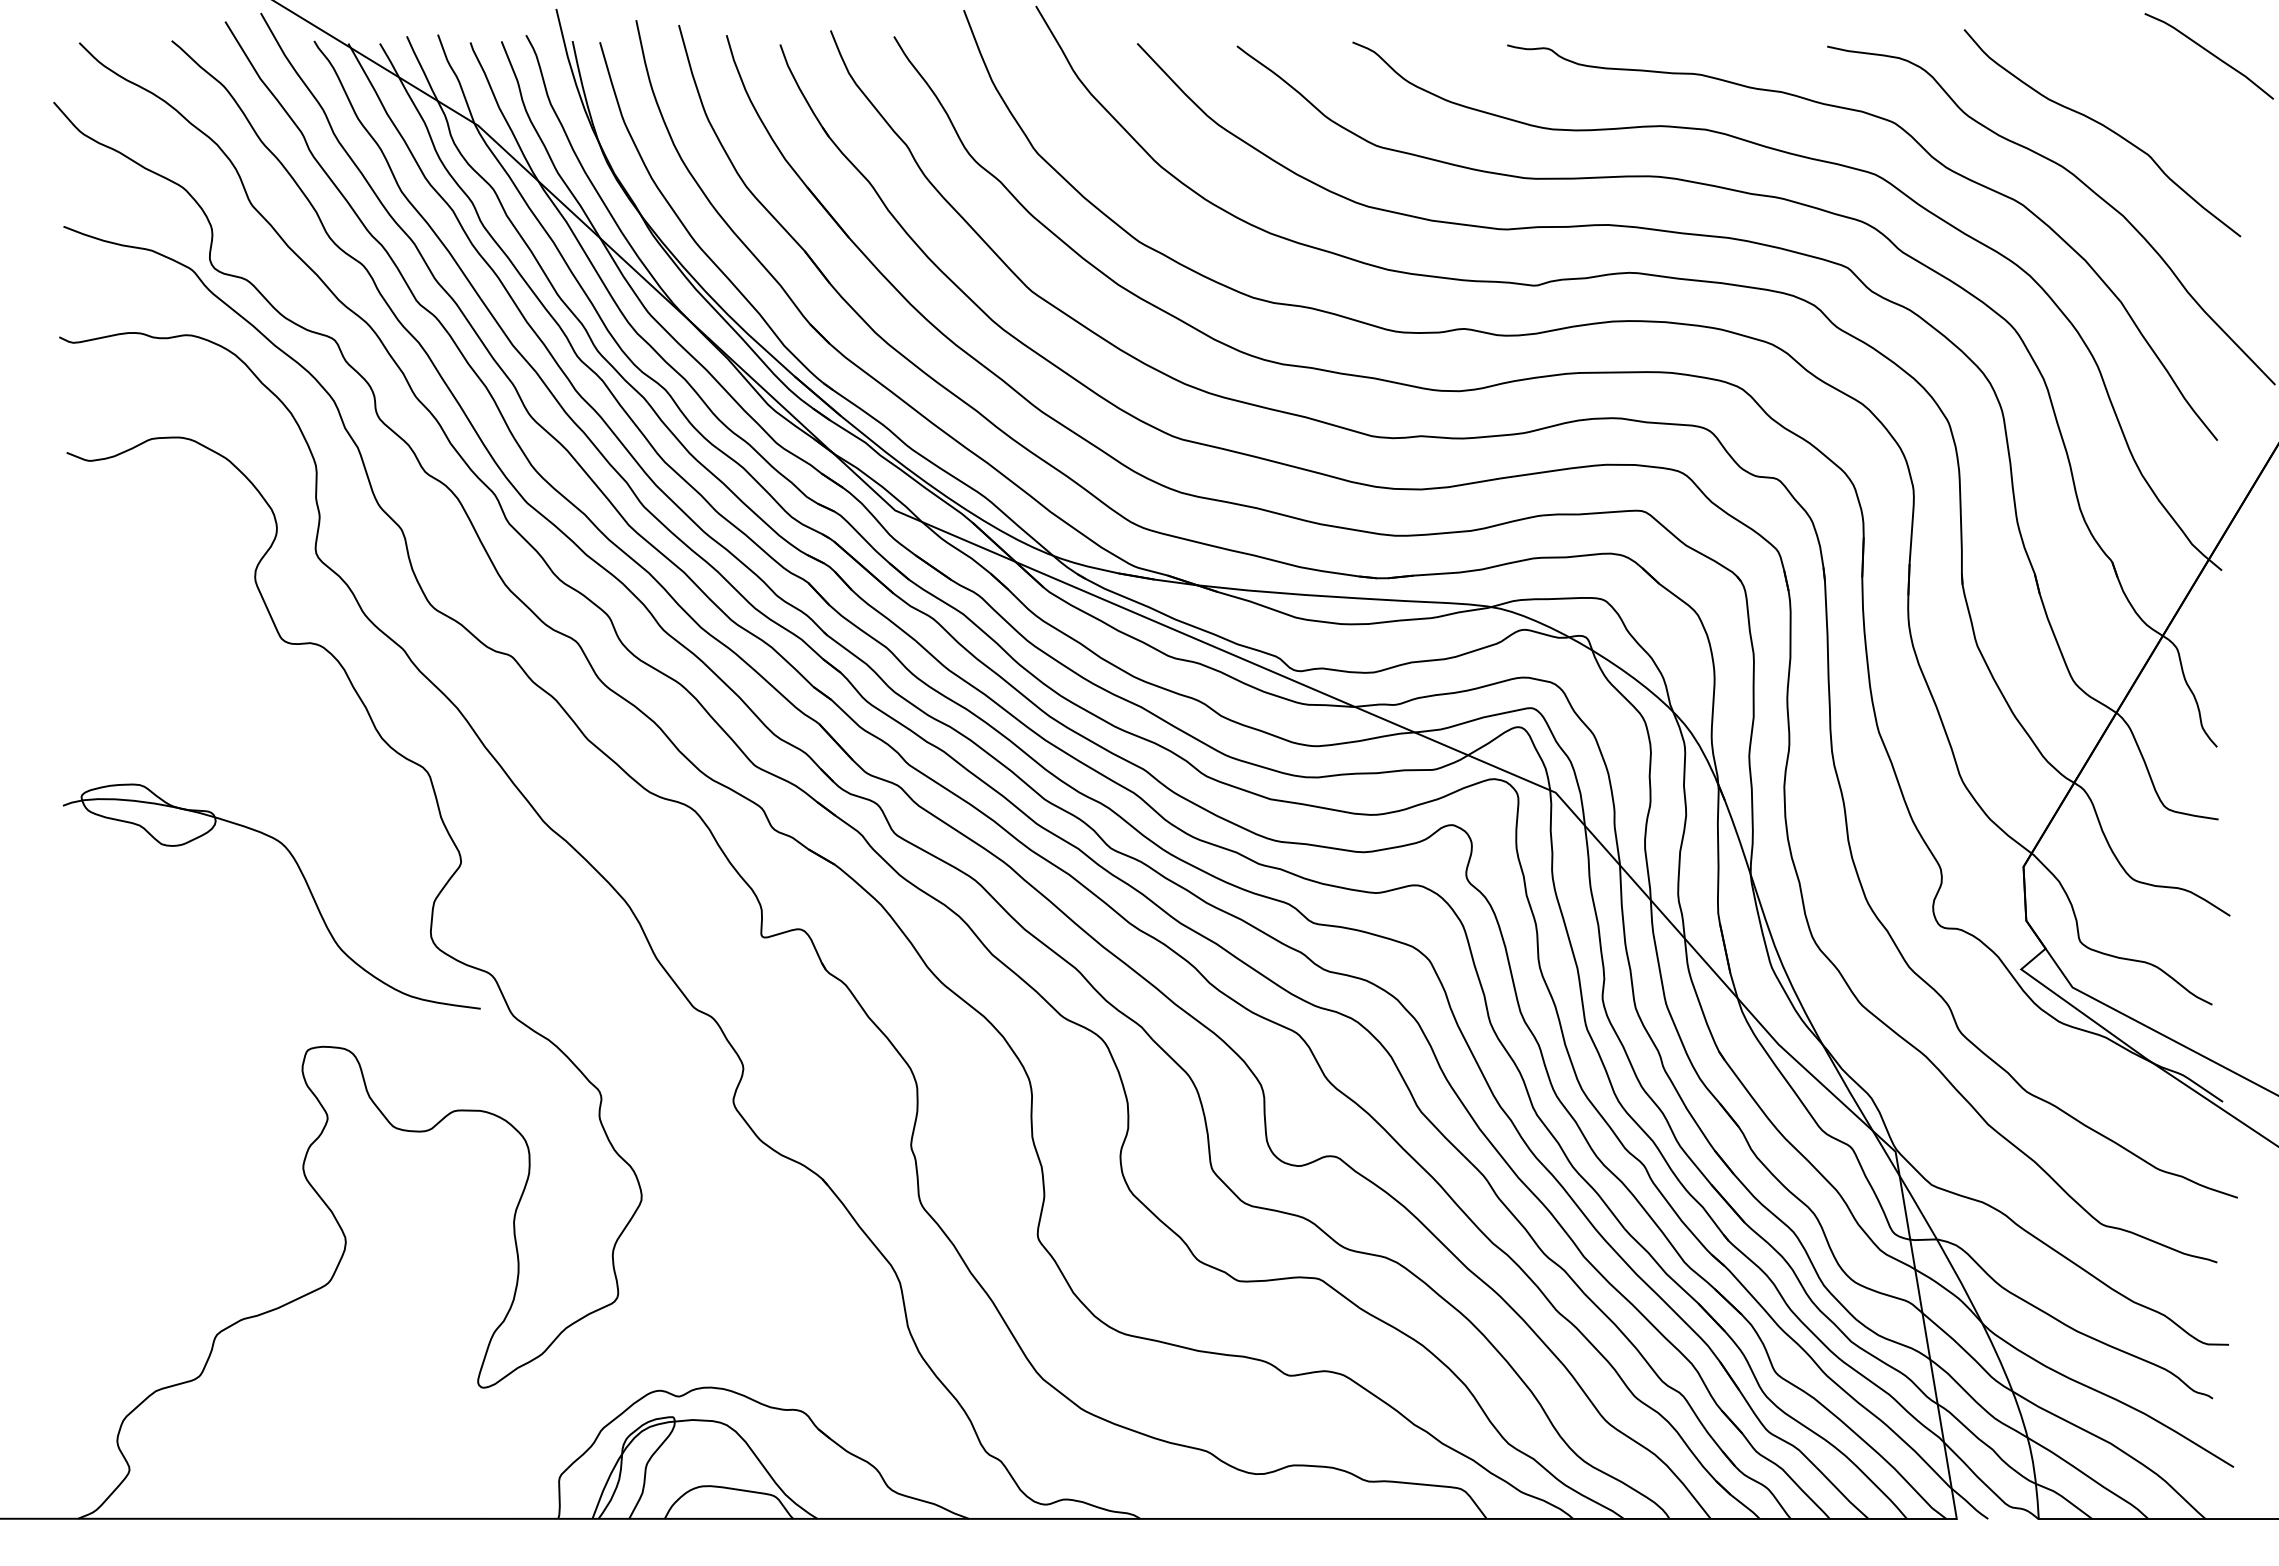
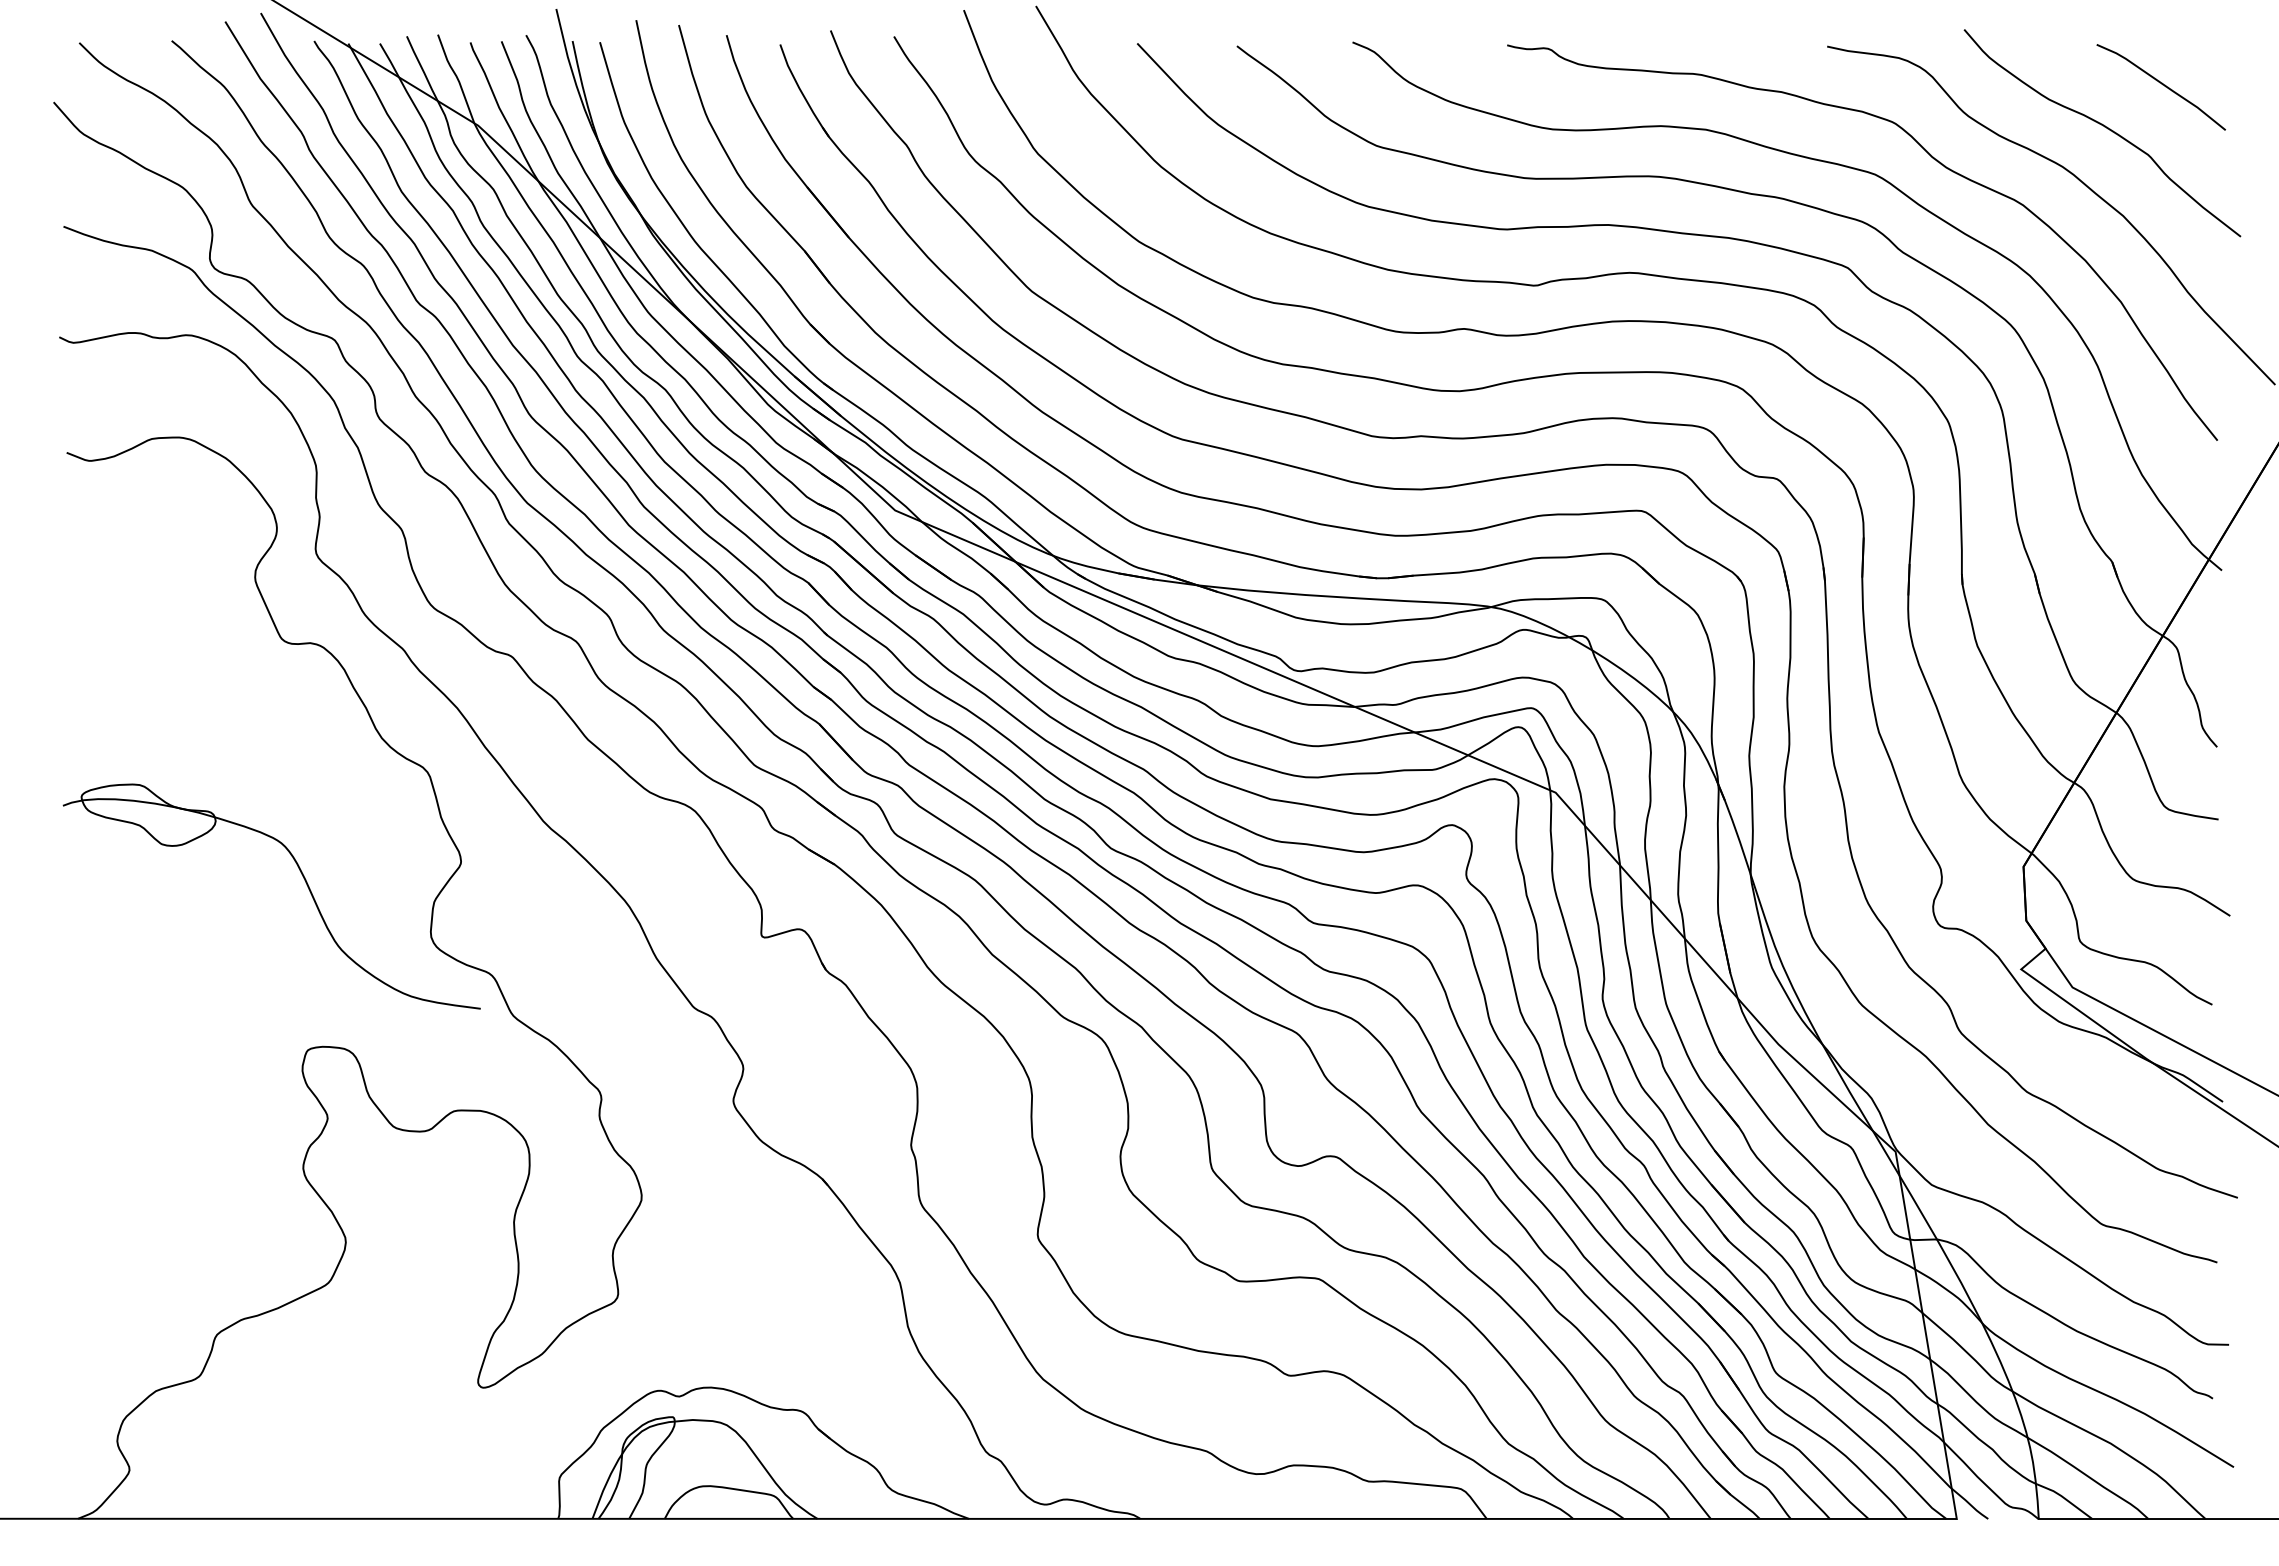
curve position: (2210, 54) -> (2162, 85) (2162, 85)
